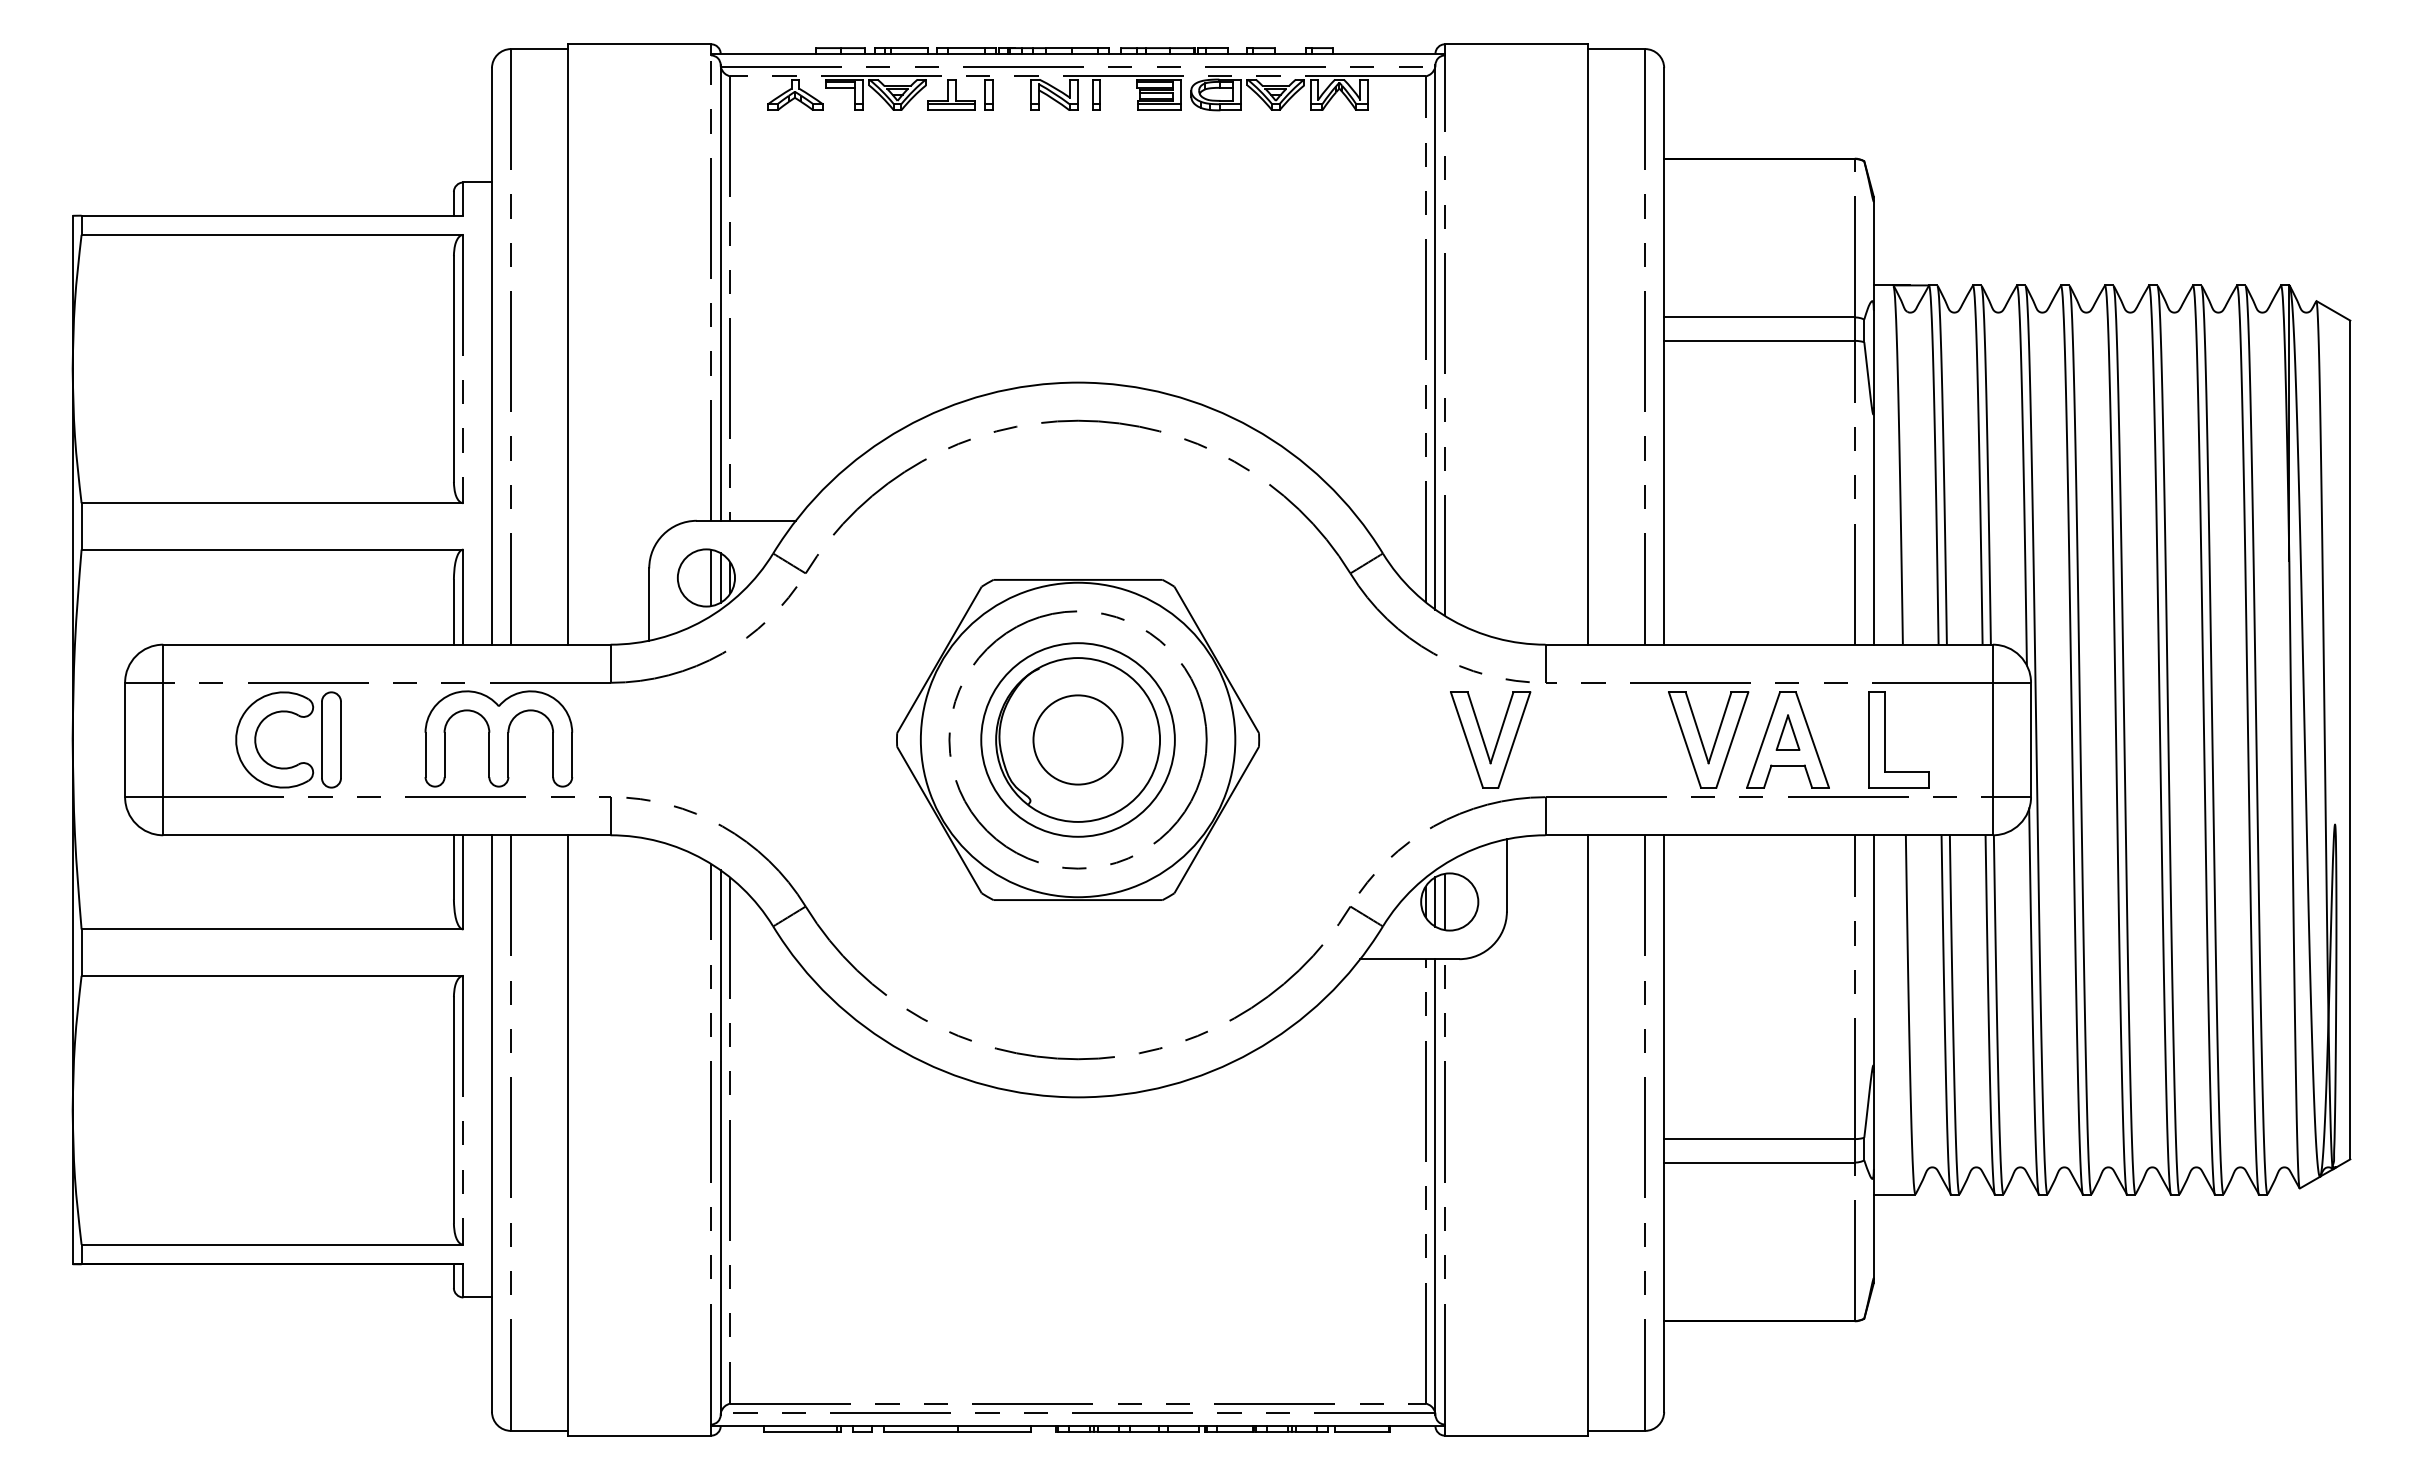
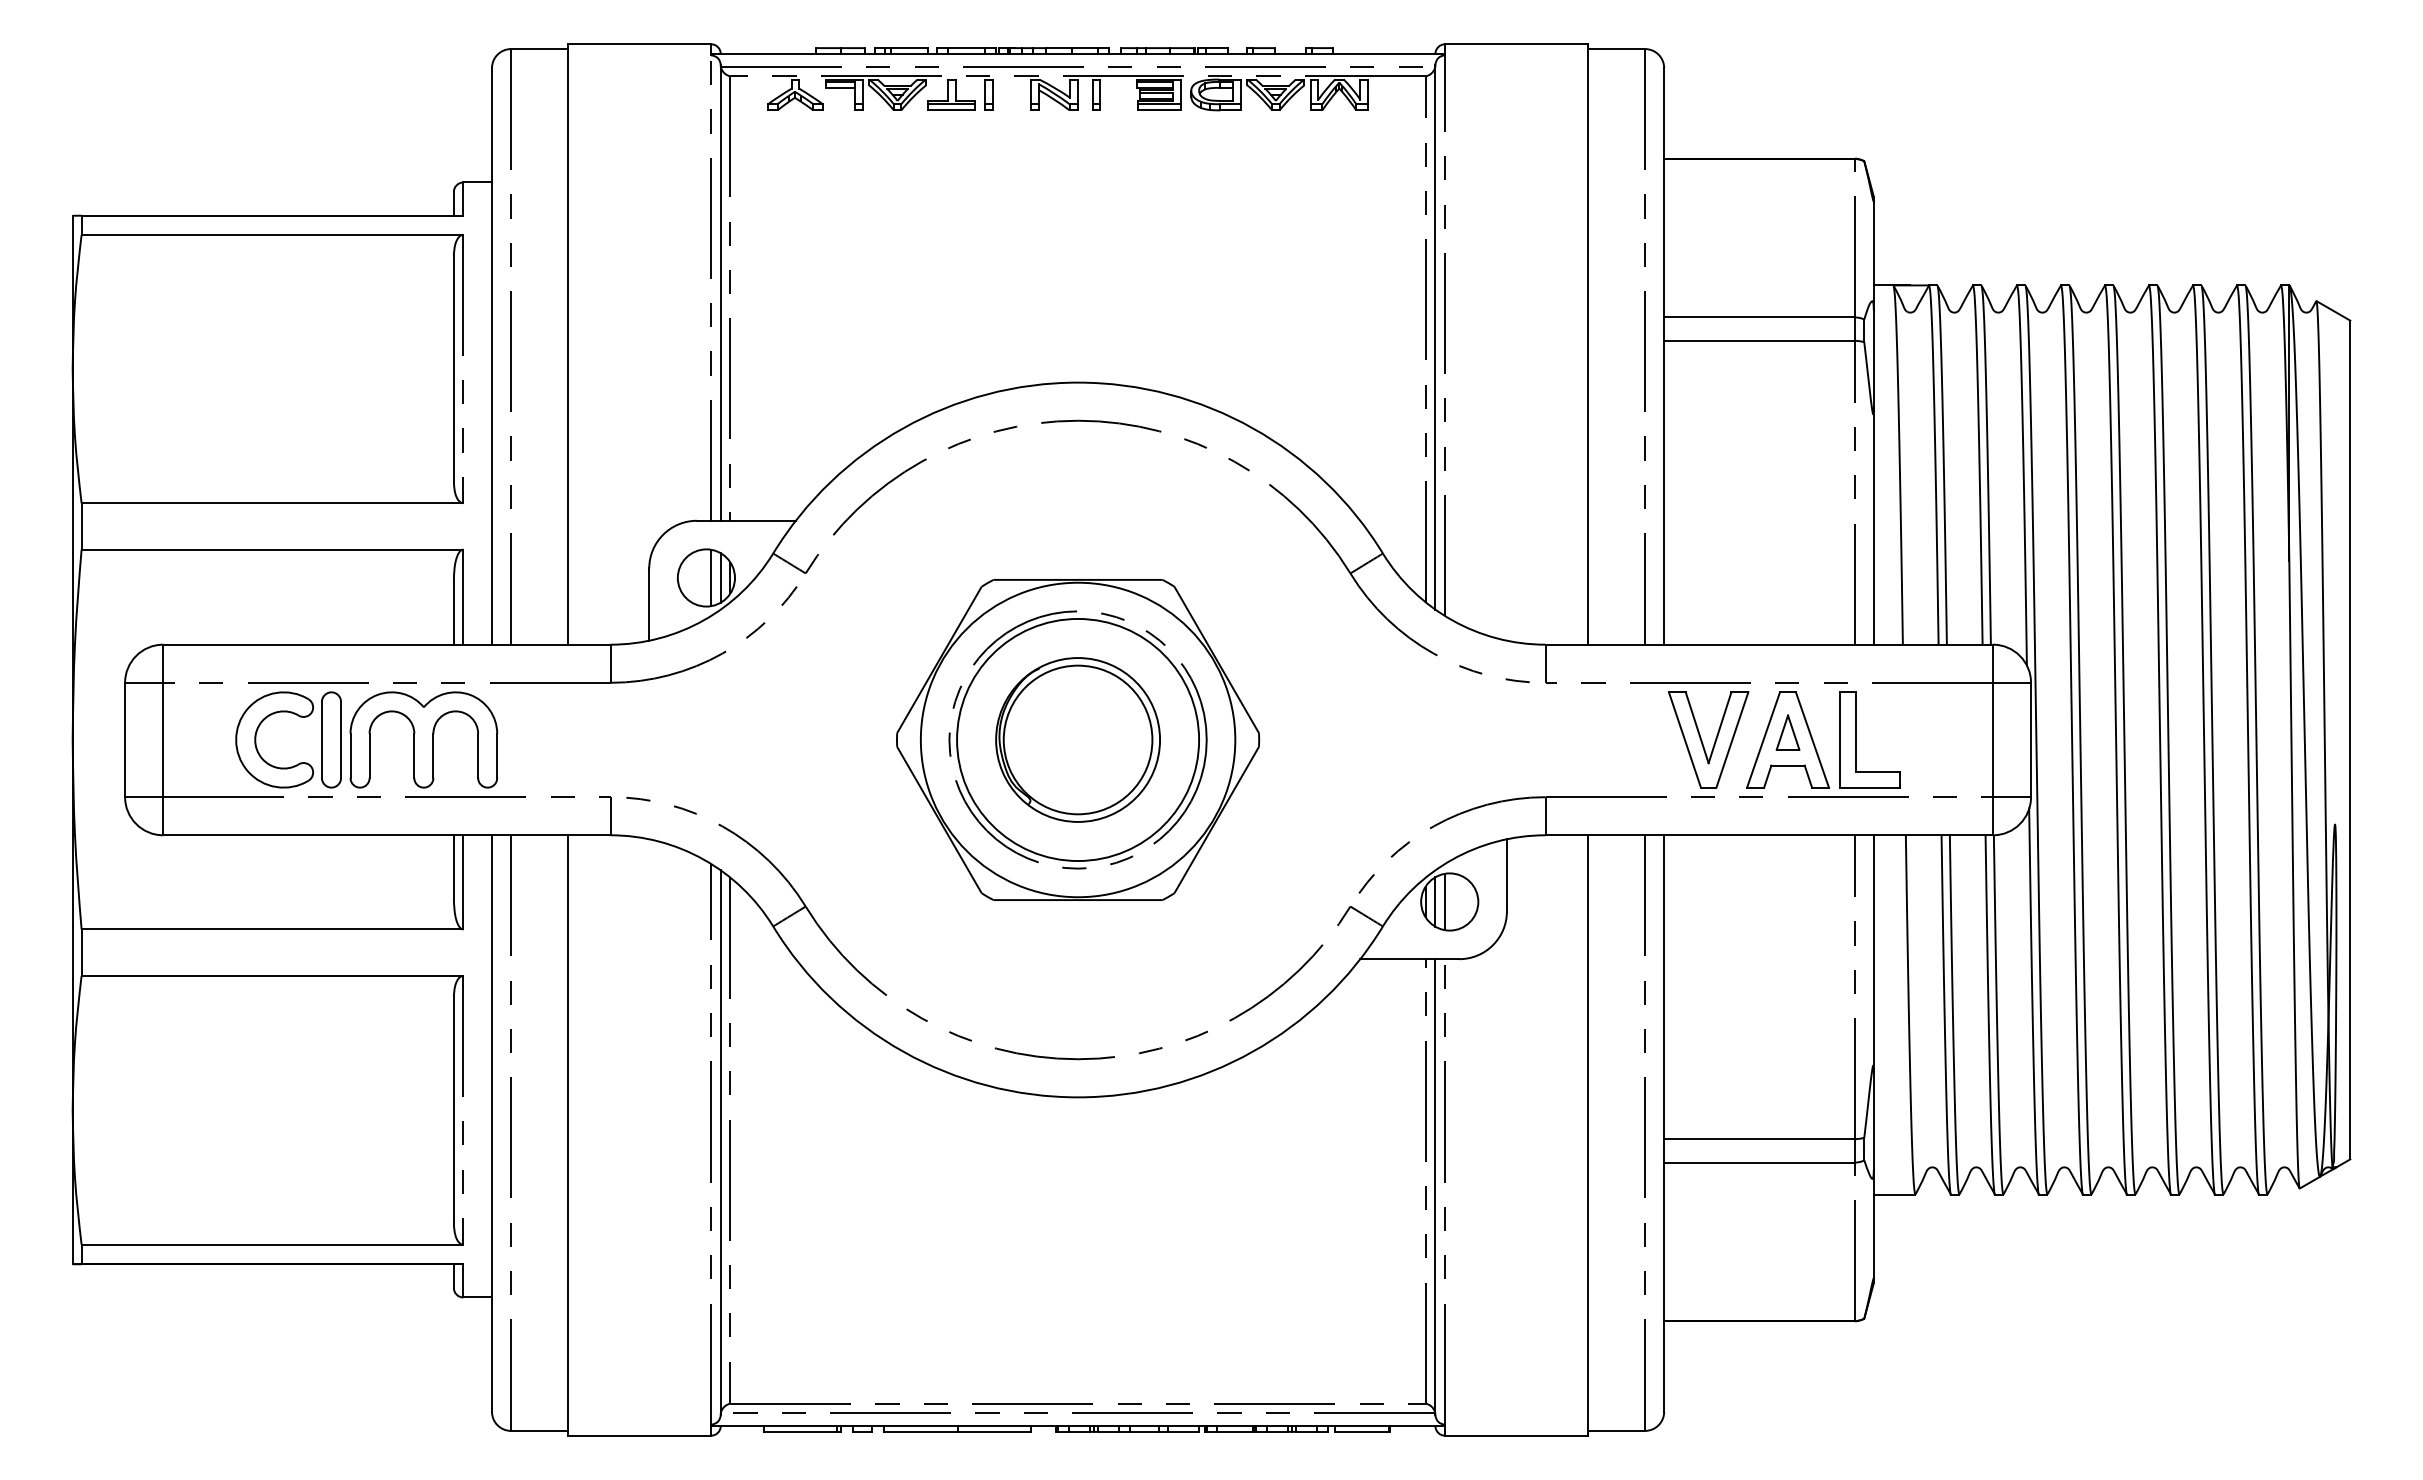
part position: (498, 738) -> (423, 739) (423, 739)
circle diameter: 194 px -> 242 px (1078, 739)
circle diameter: 89 px -> 149 px (1077, 739)
part position: (1885, 739) -> (1856, 739) (1856, 739)
part: present -> none (1484, 740)
